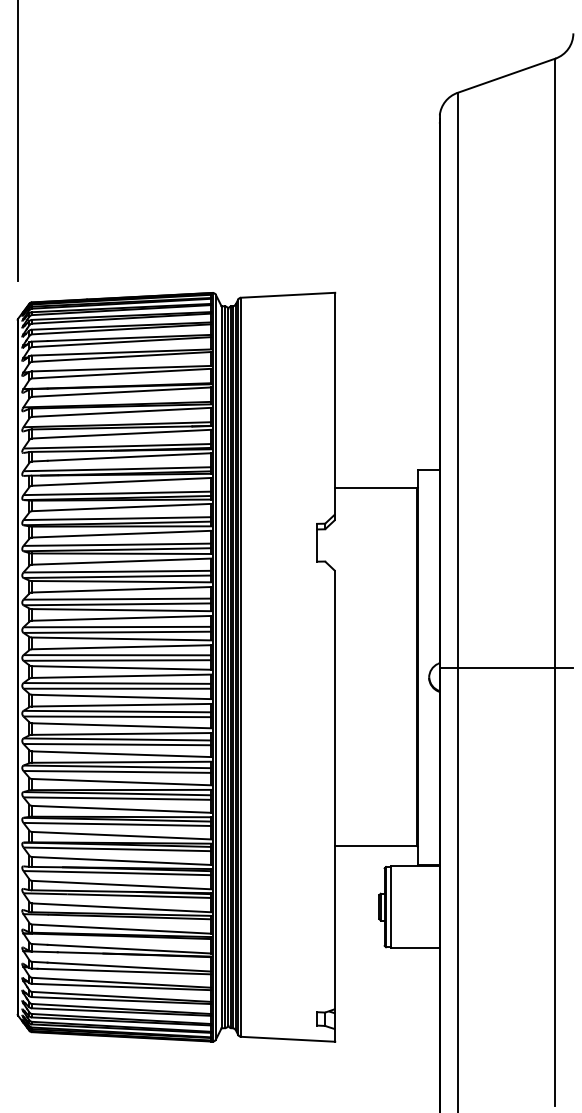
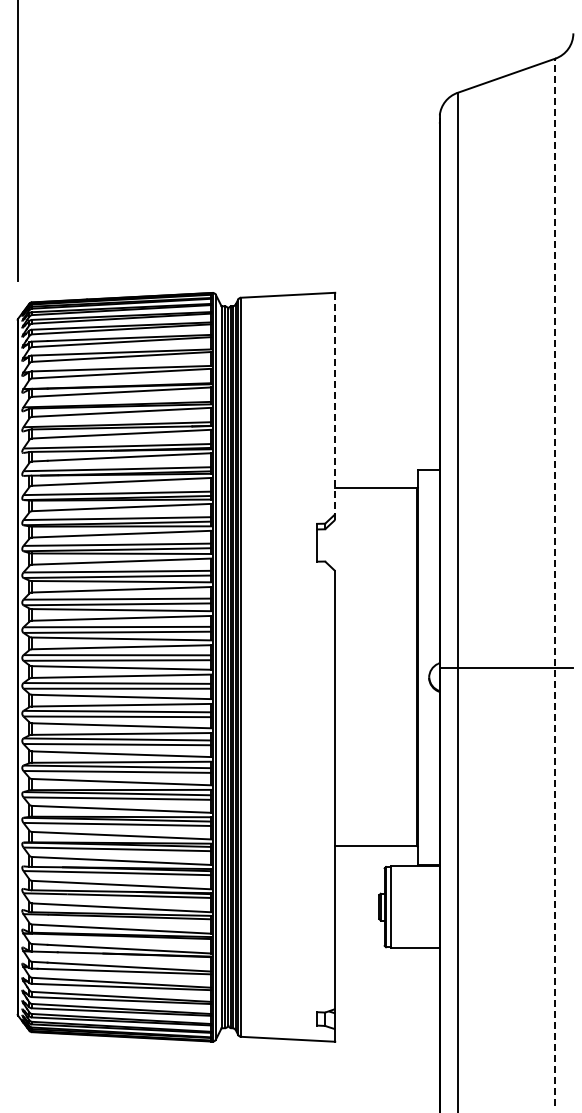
line: solid -> dashed (335, 406)
line: solid -> dashed (555, 581)
